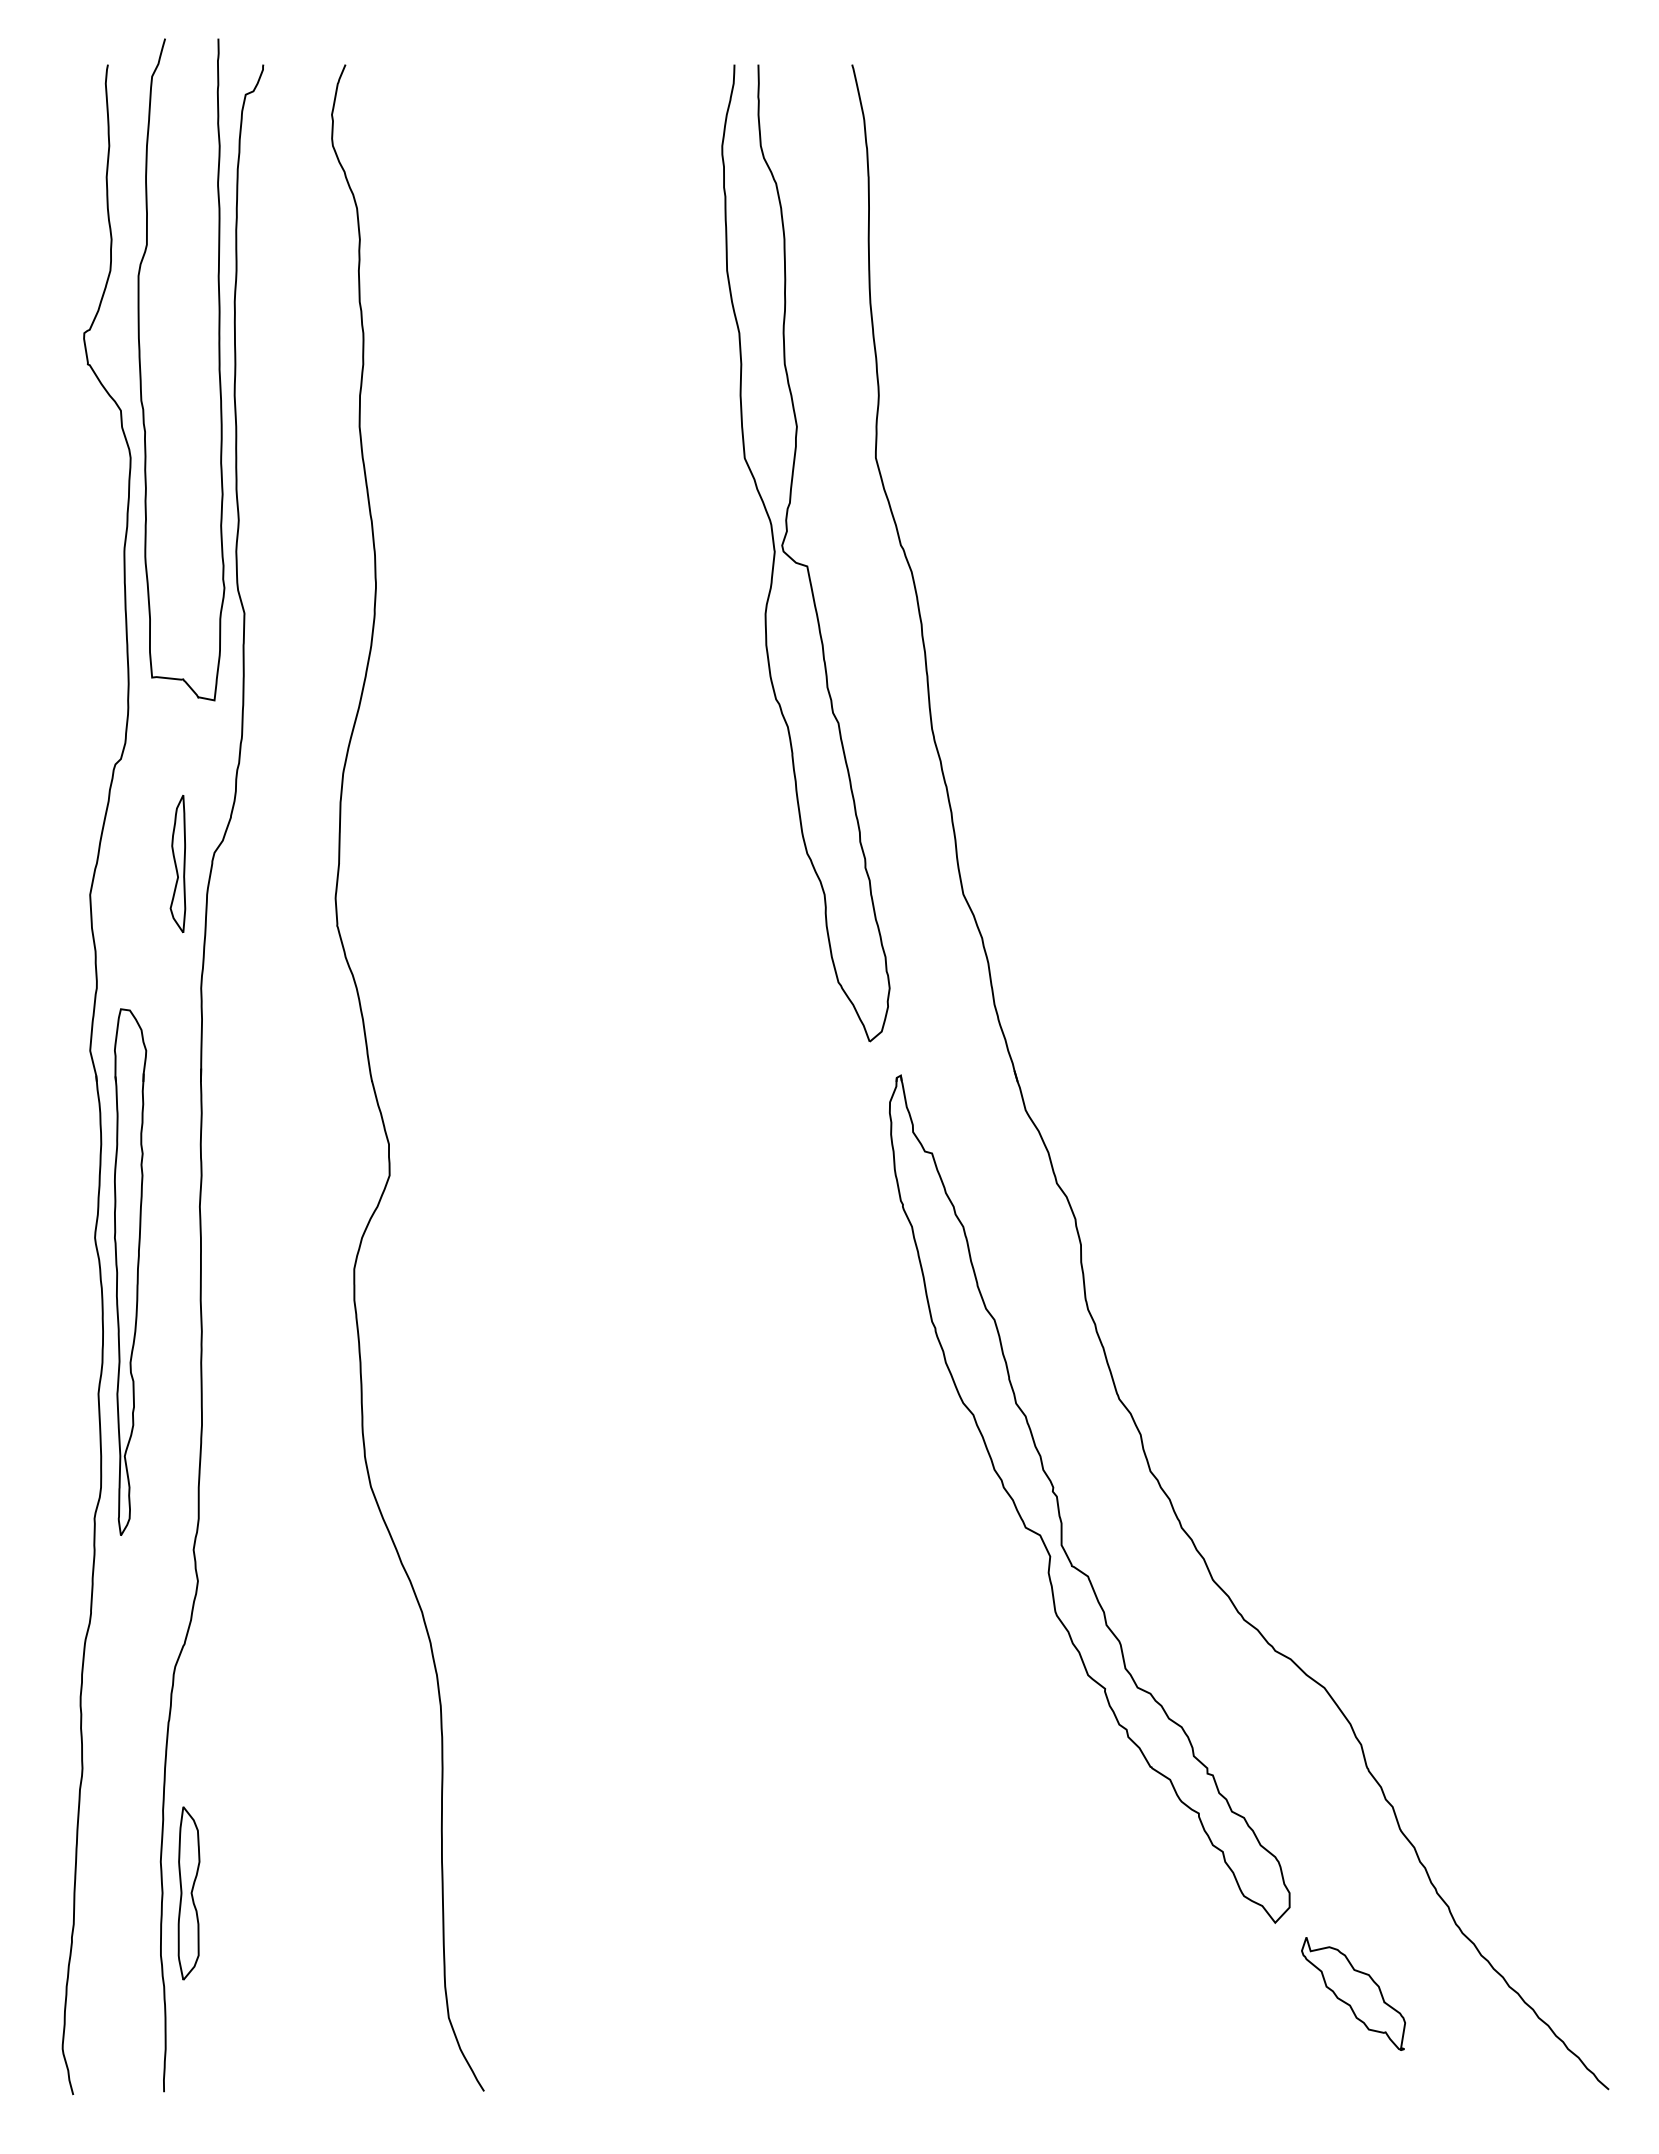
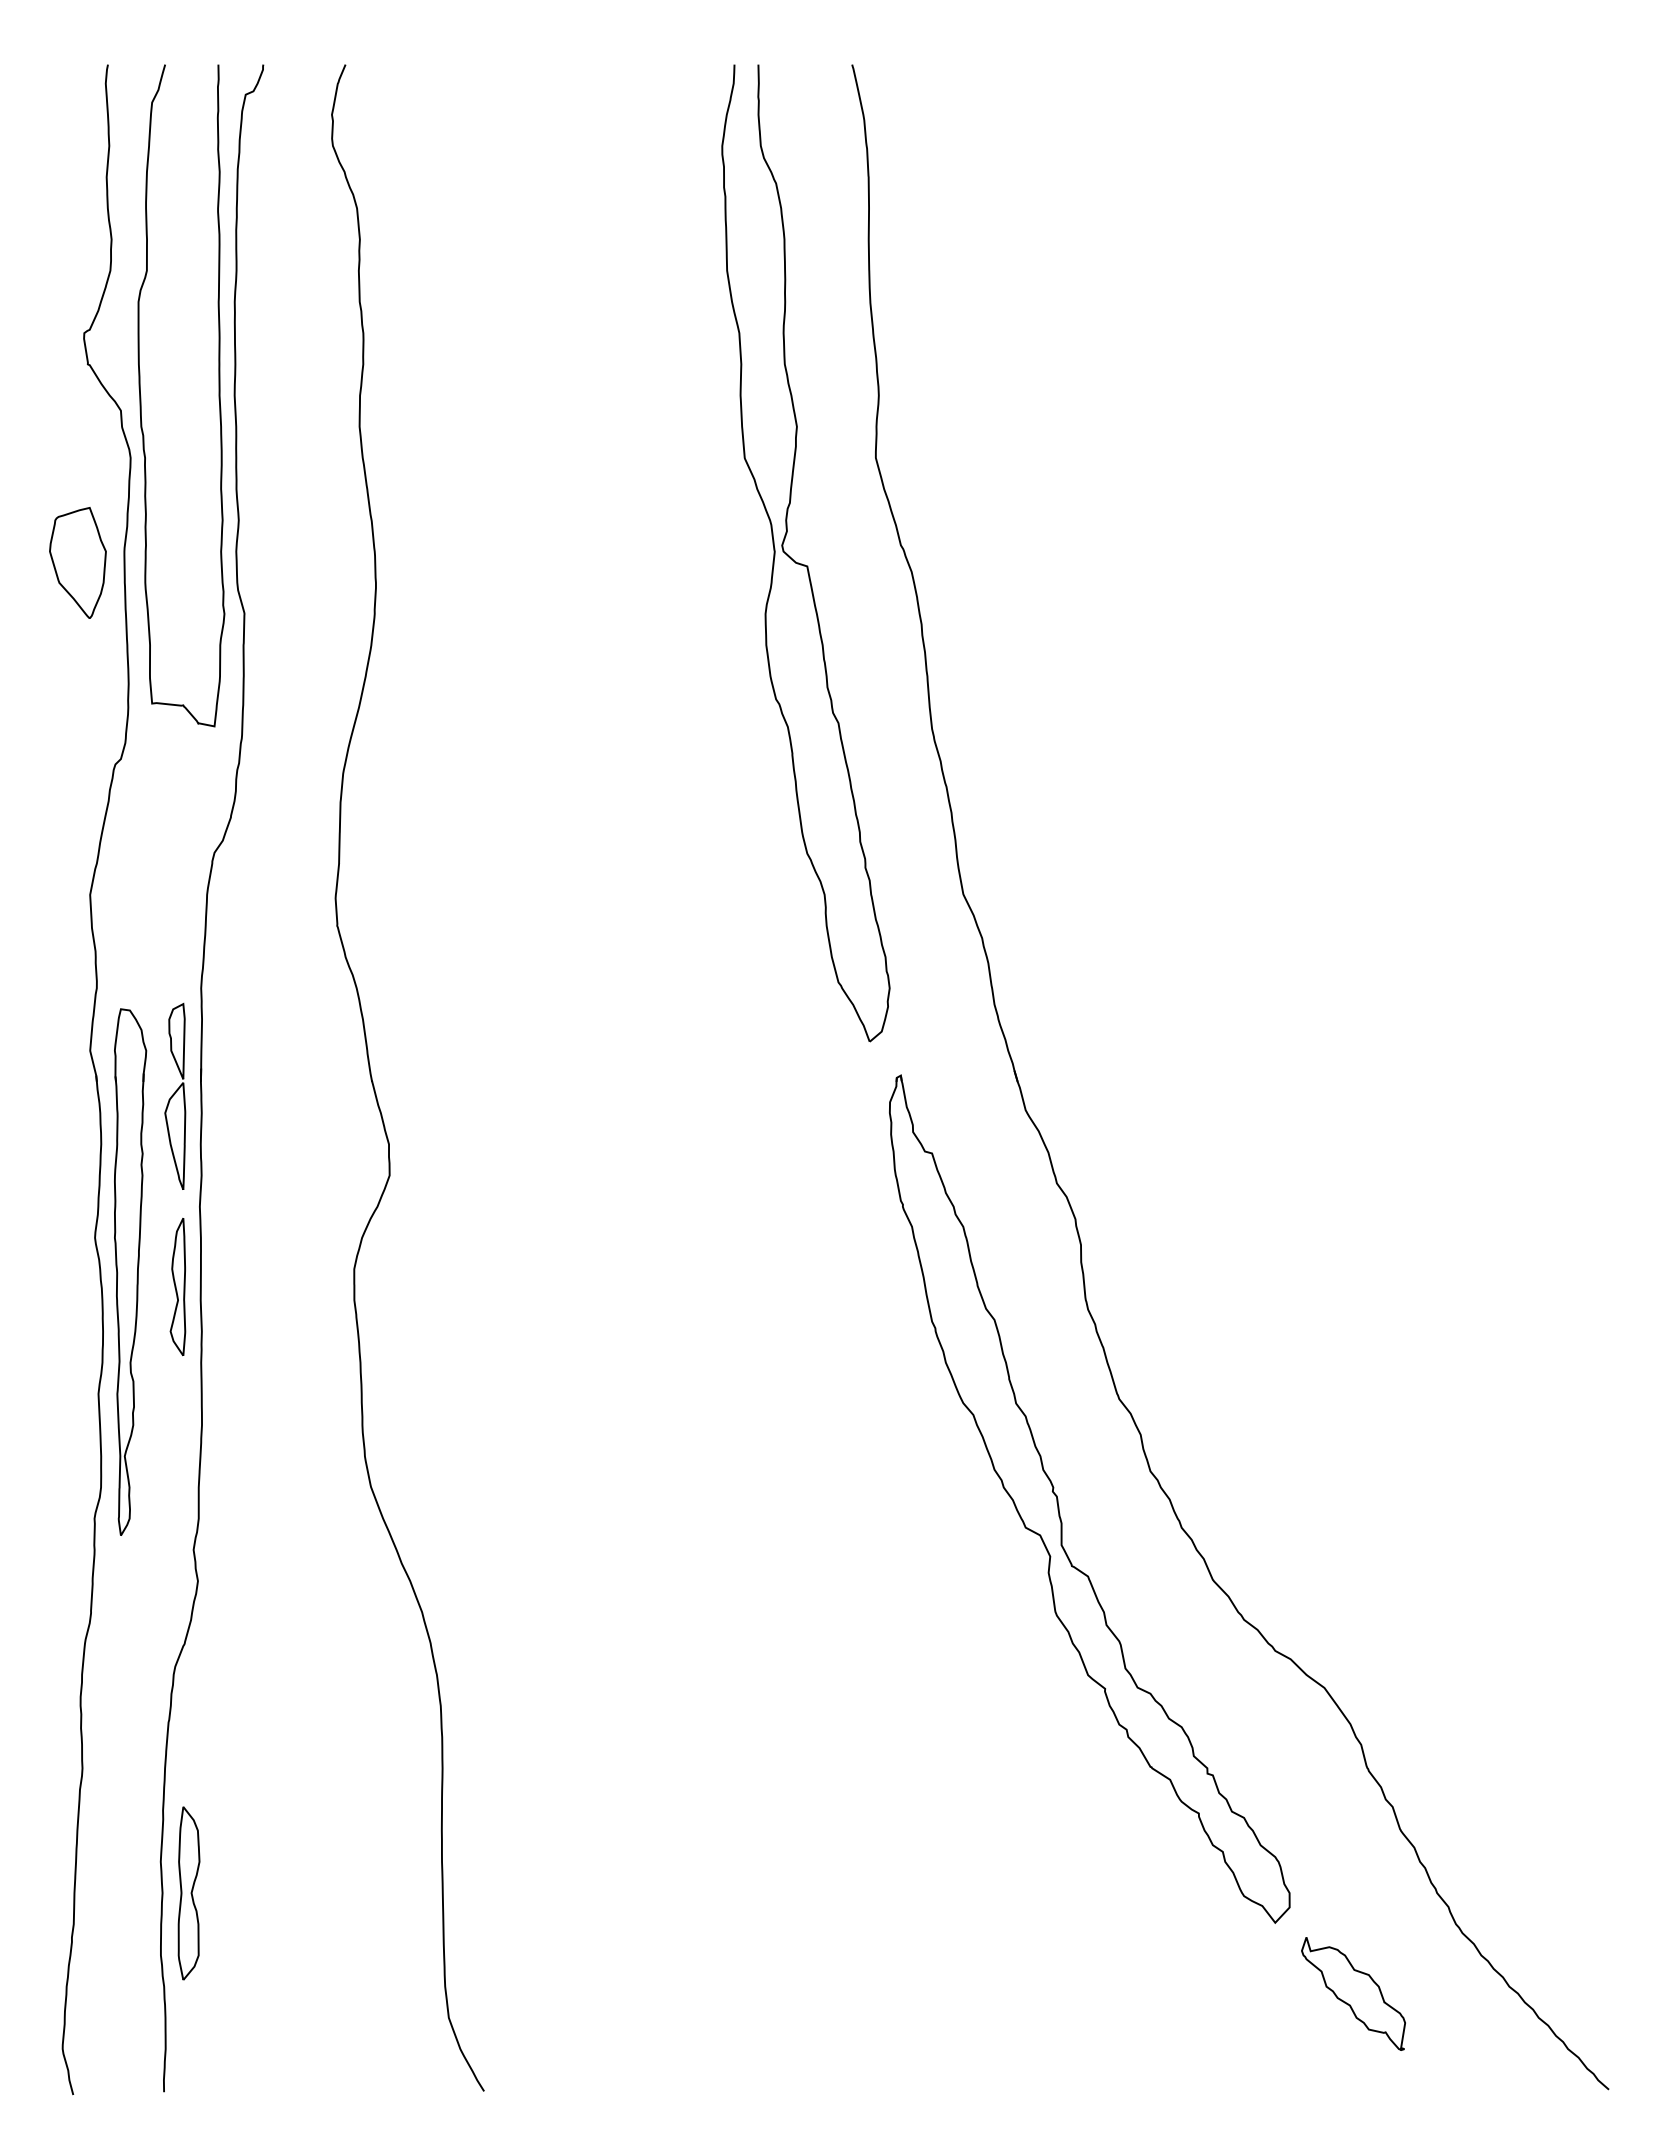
curve position: (218, 369) -> (218, 395) (218, 395)
part: none -> present (77, 562)
part position: (177, 864) -> (177, 1287) (177, 1287)
part: none -> present (175, 1095)
